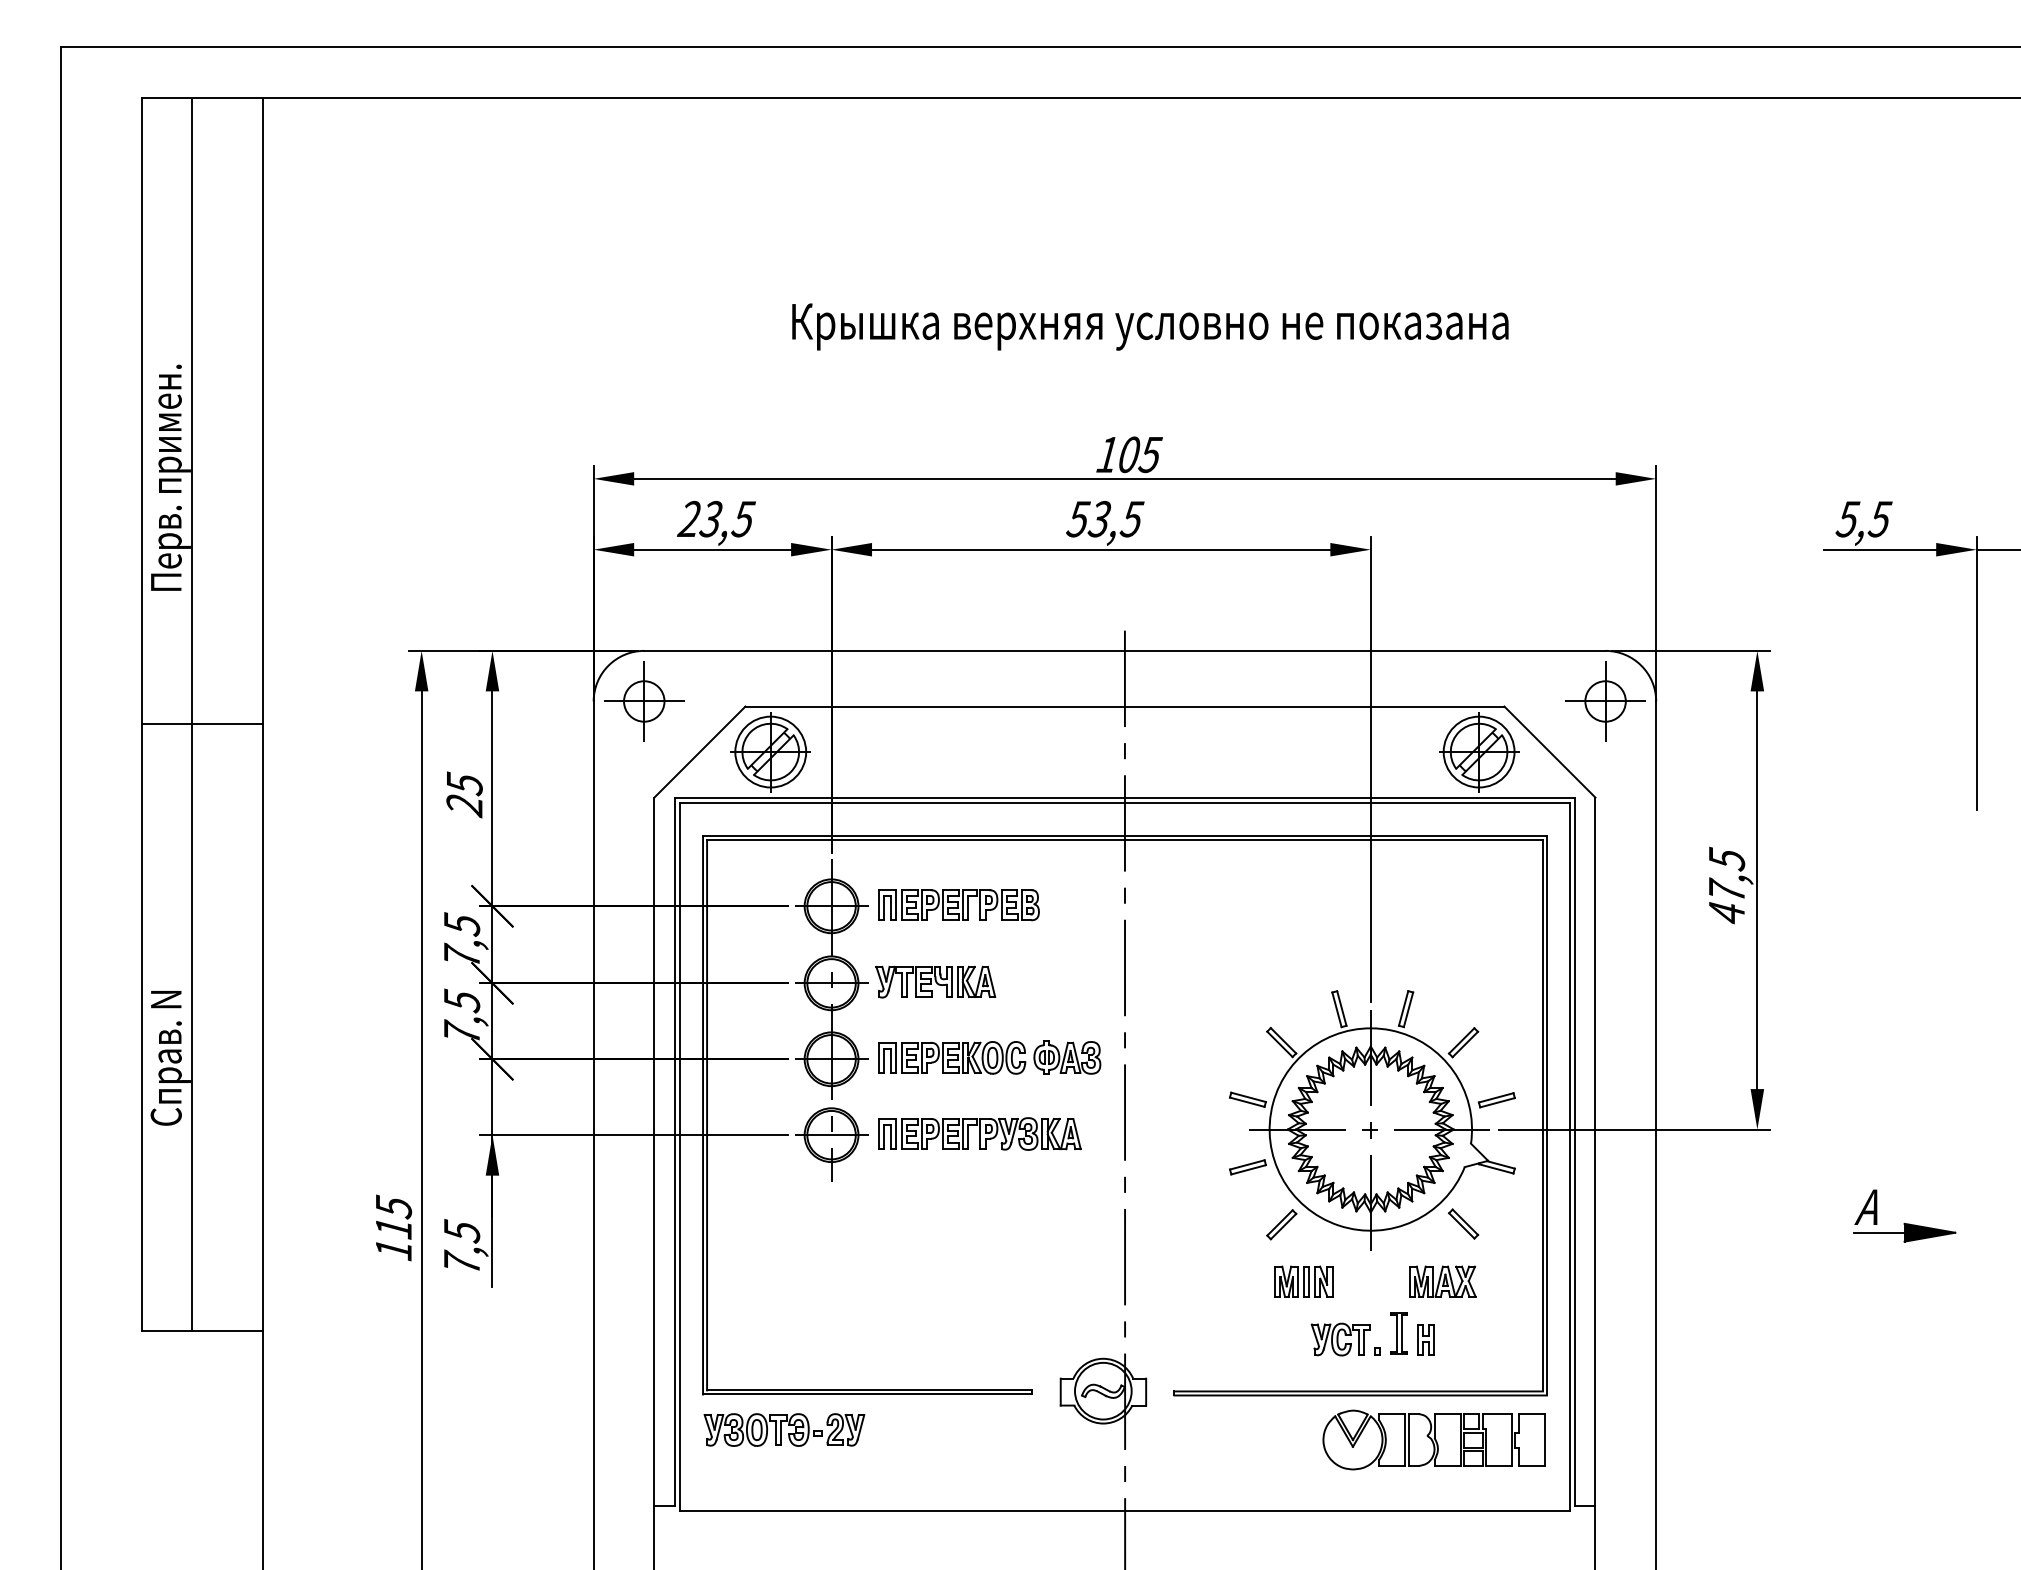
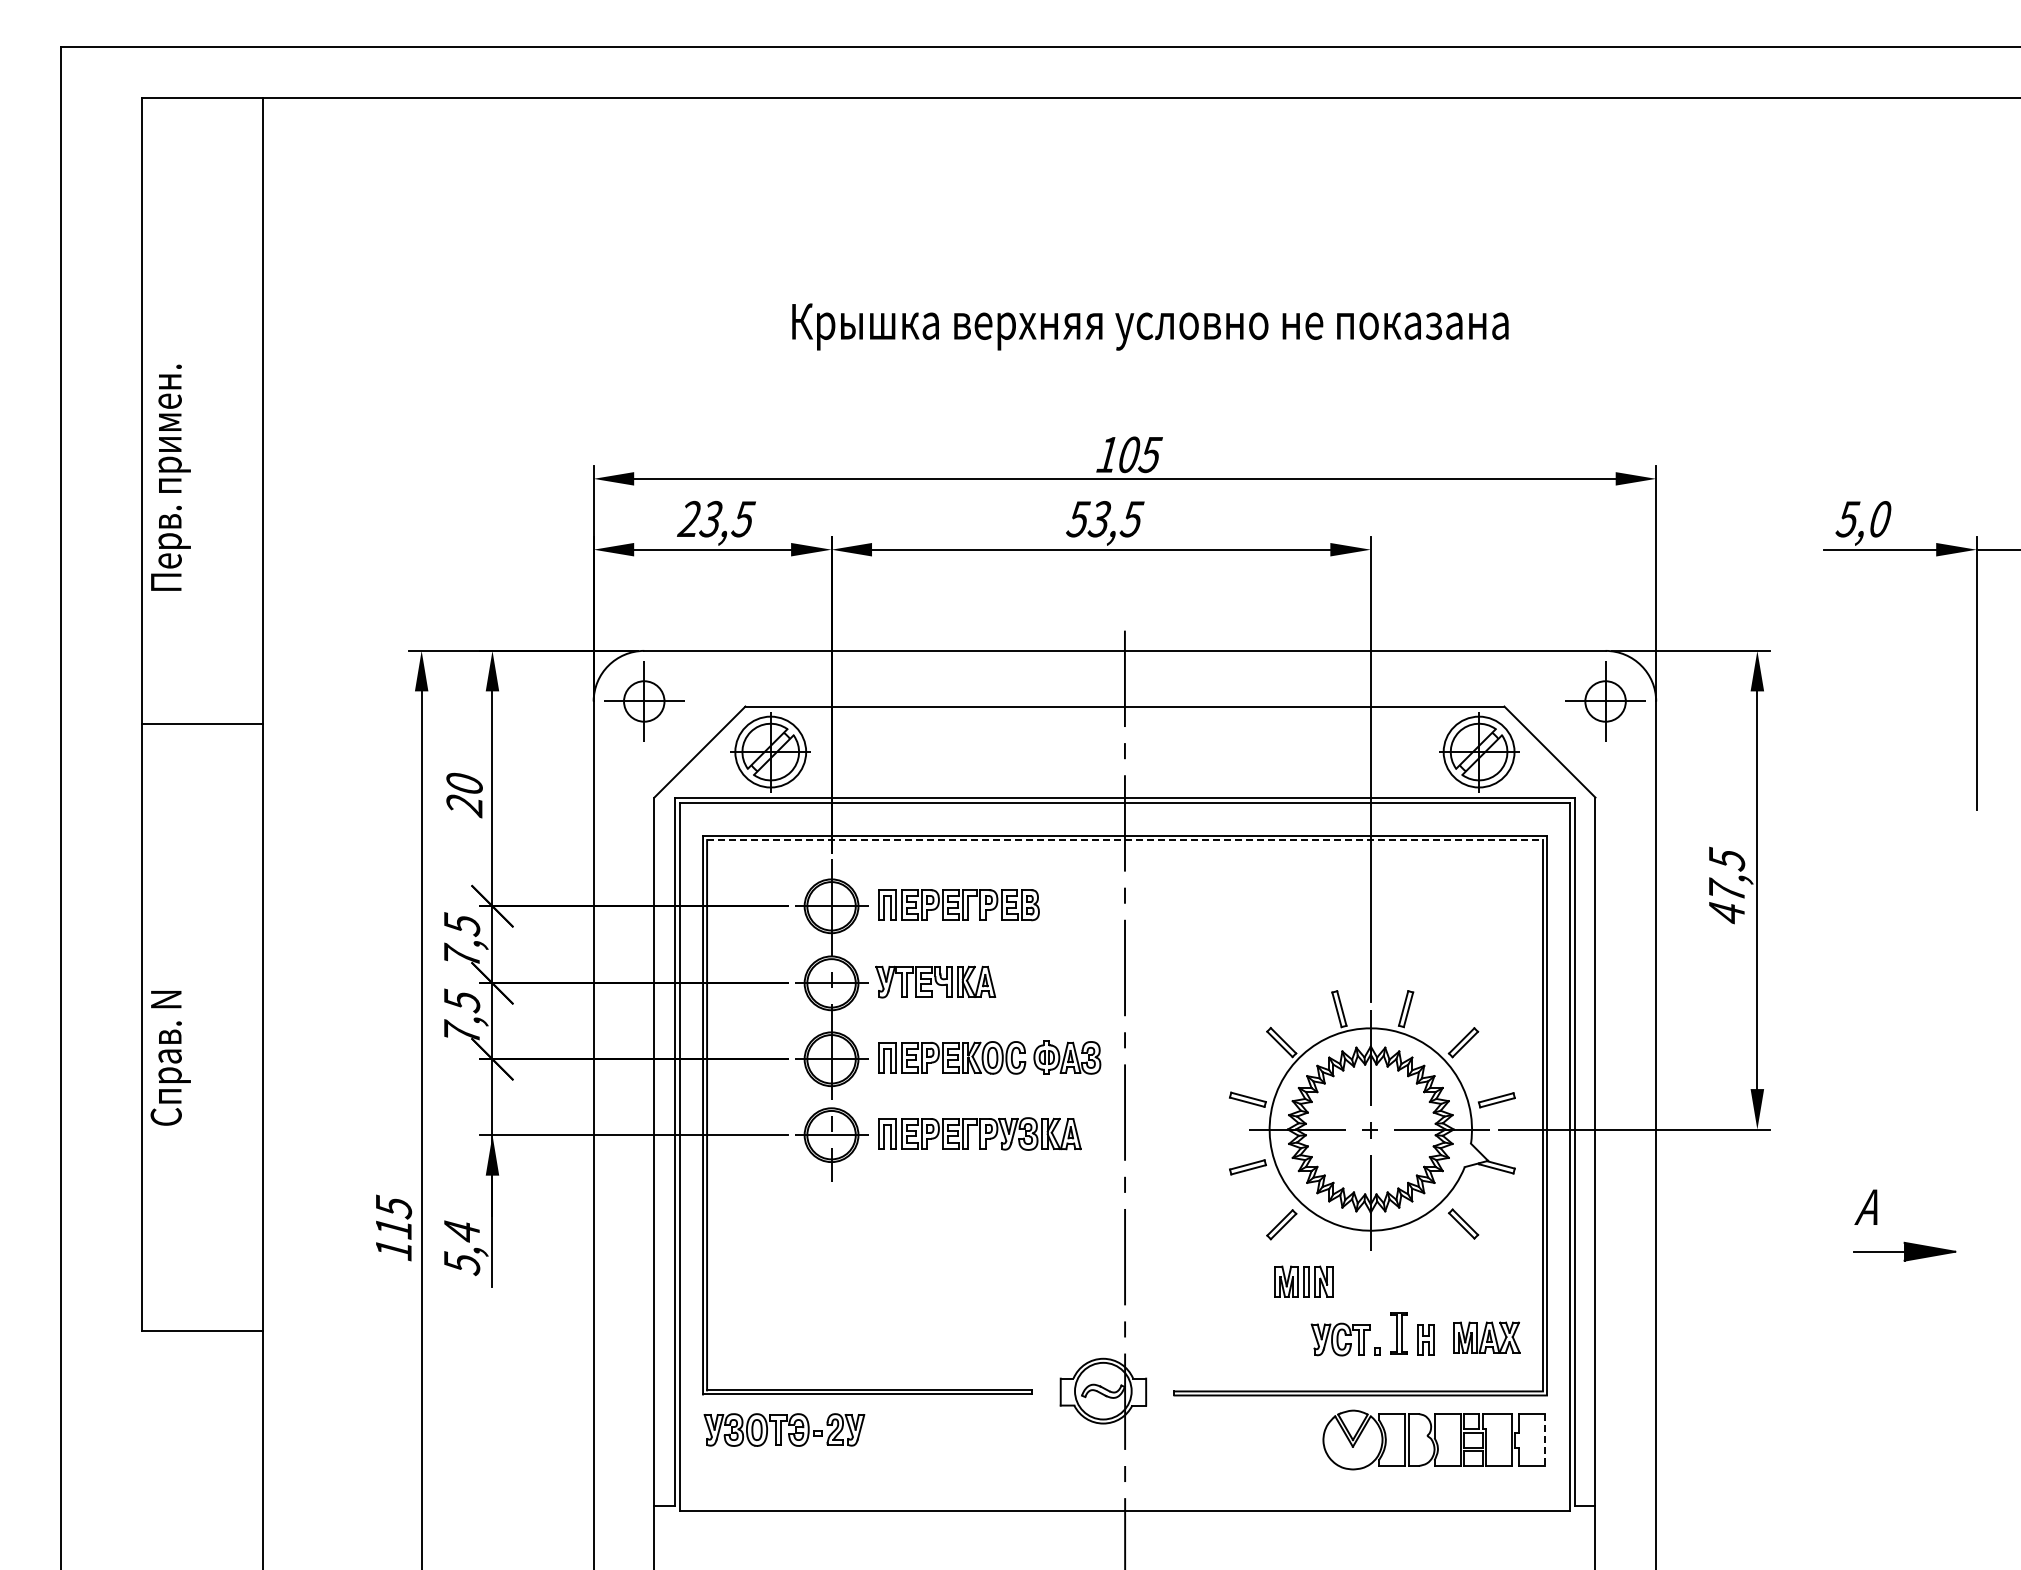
text: 5,5 -> 5,0 (1879, 519)
line: present -> none (192, 714)
text: 25 -> 20 (464, 783)
line: solid -> dashed (1125, 840)
part position: (1904, 1232) -> (1904, 1251) (1904, 1251)
text: 7,5 -> 5,4 (462, 1247)
part position: (1442, 1281) -> (1486, 1337) (1486, 1337)
line: solid -> dashed (1544, 1440)
